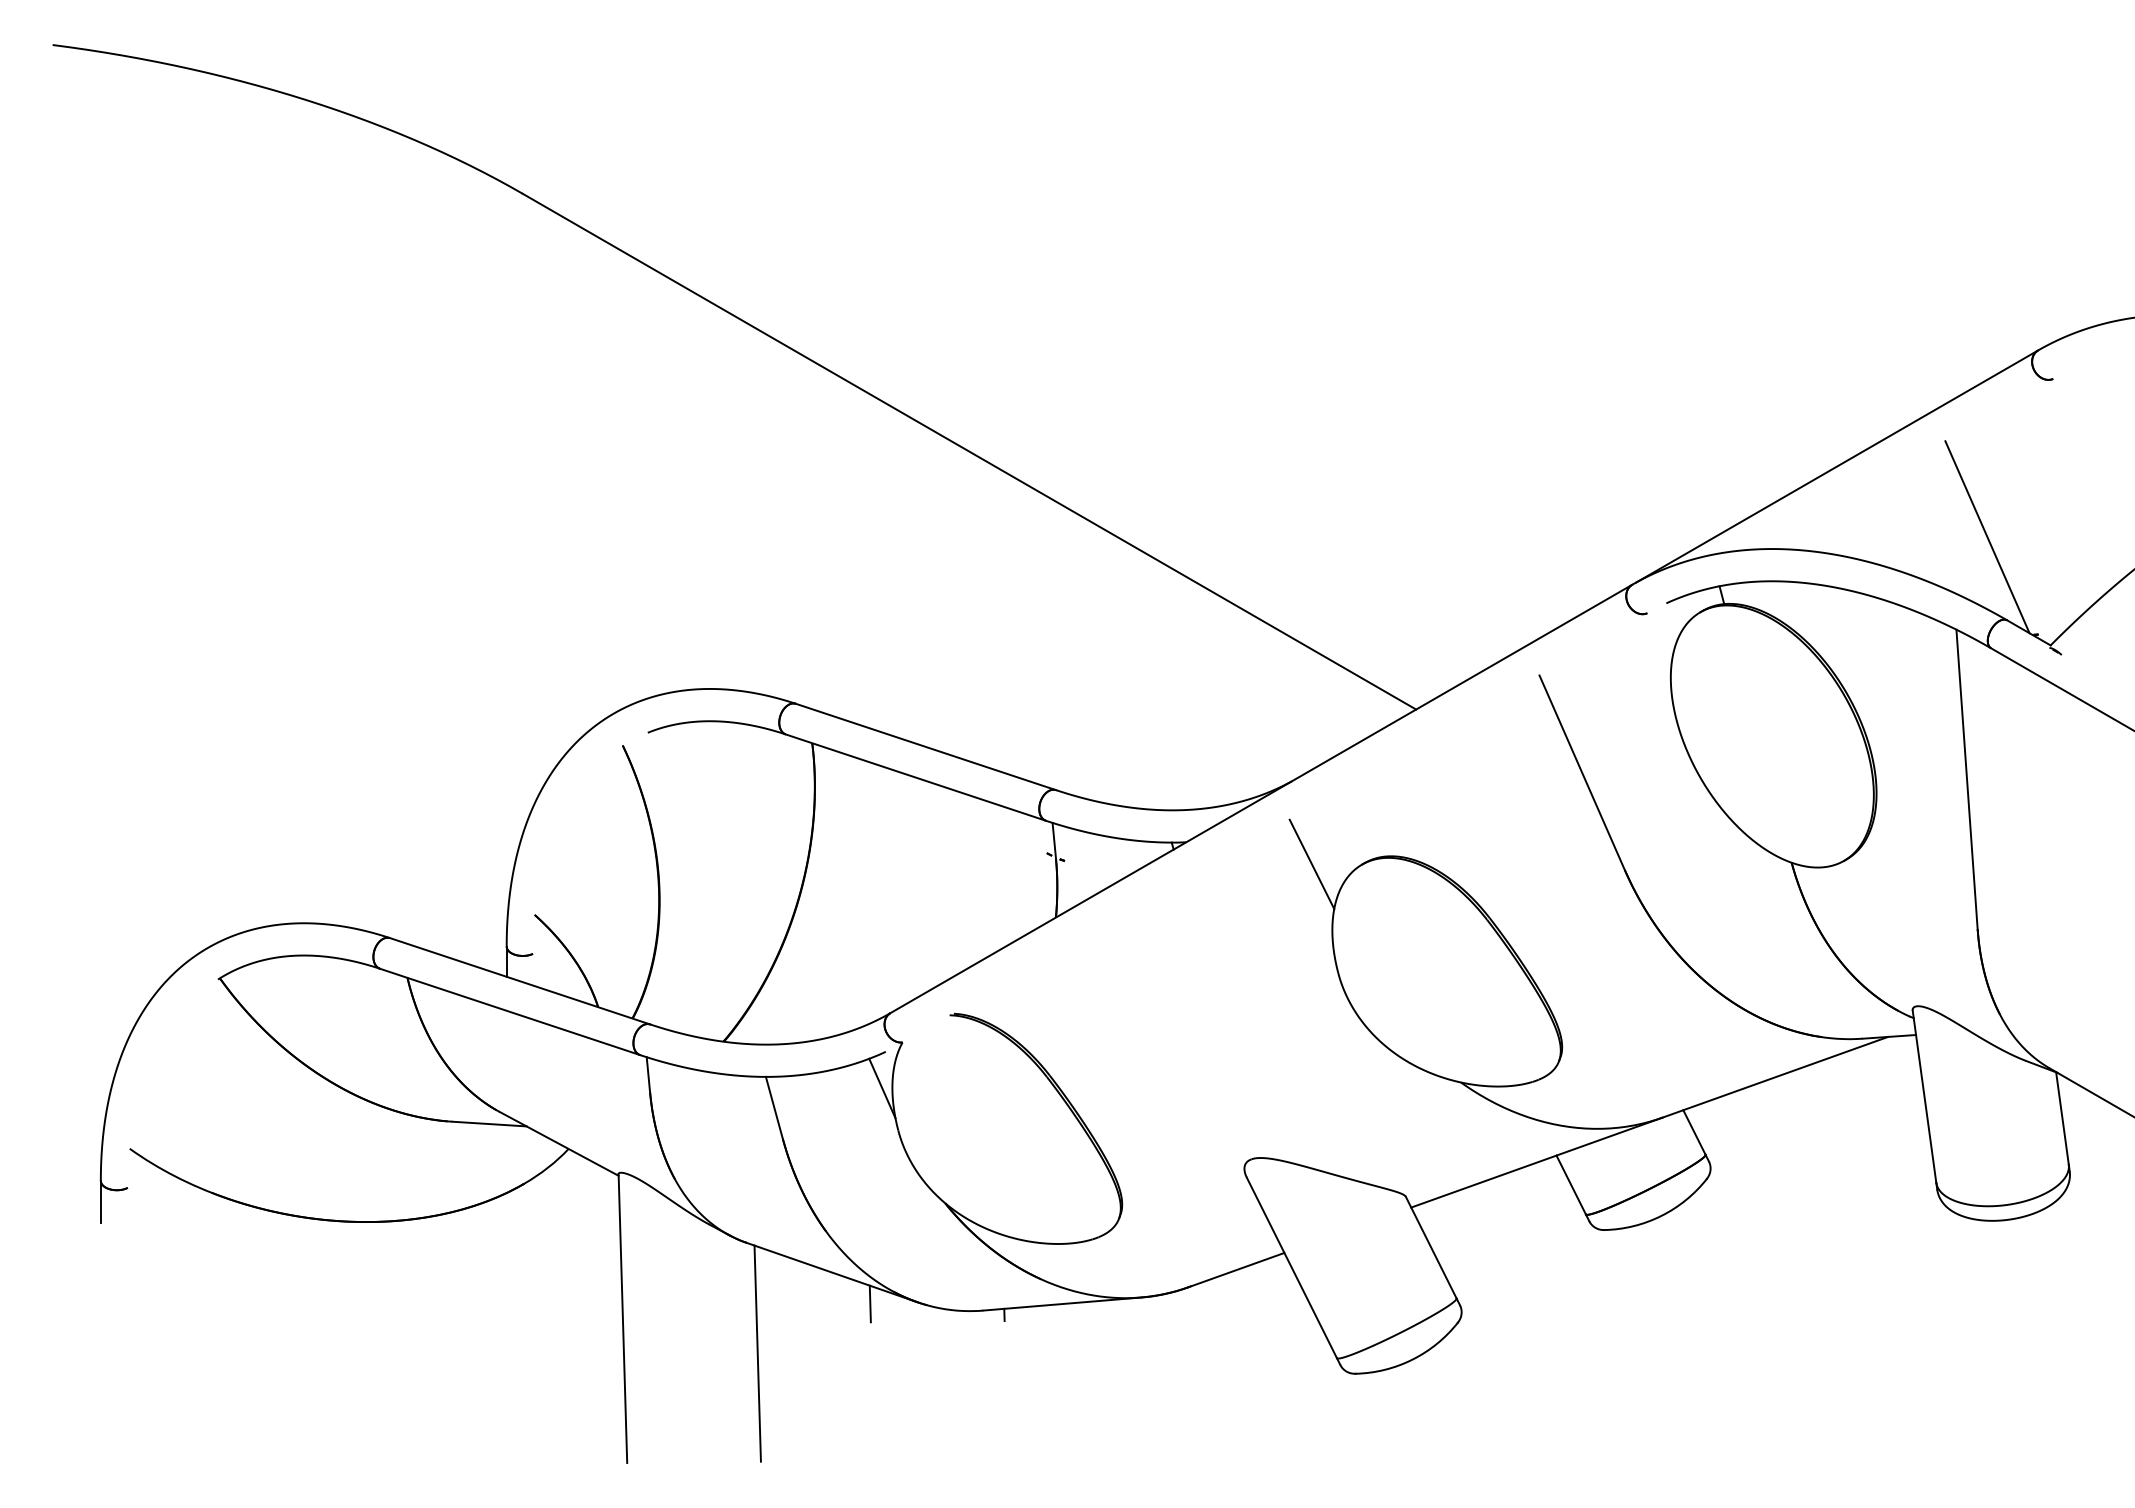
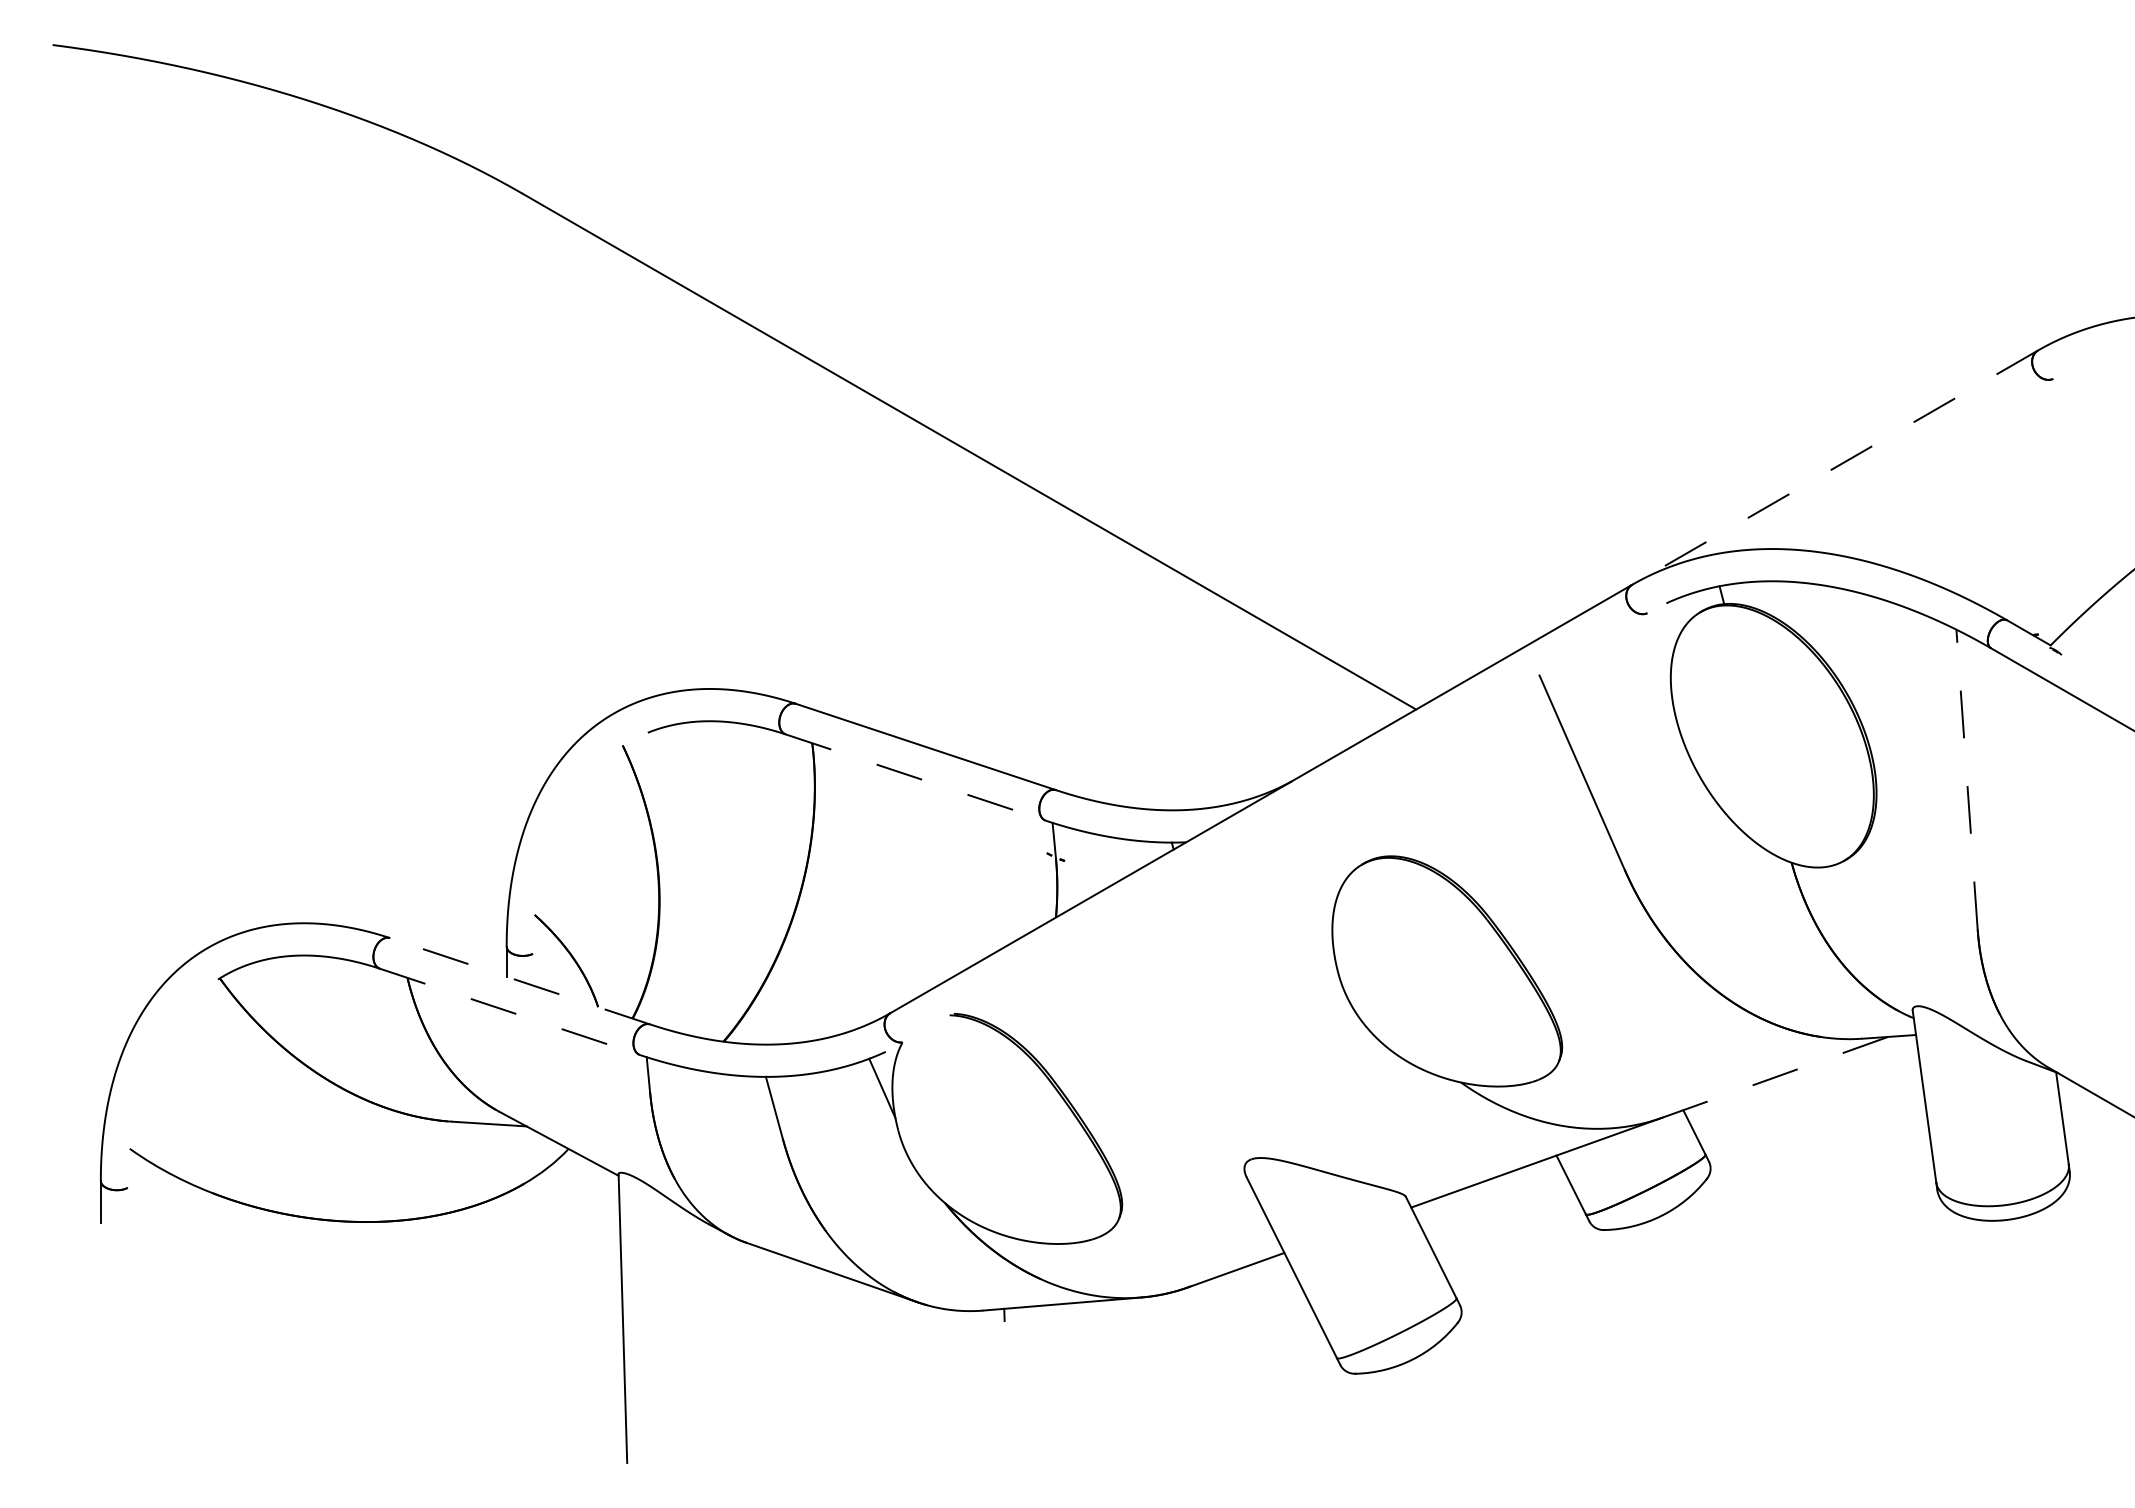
line: solid -> dashed (1836, 466)
line: present -> none (1987, 537)
line: solid -> dashed (915, 777)
line: solid -> dashed (1967, 779)
line: present -> none (1311, 863)
line: solid -> dashed (520, 981)
line: solid -> dashed (509, 1011)
line: solid -> dashed (1775, 1077)
line: present -> none (869, 1303)
line: present -> none (757, 1353)
